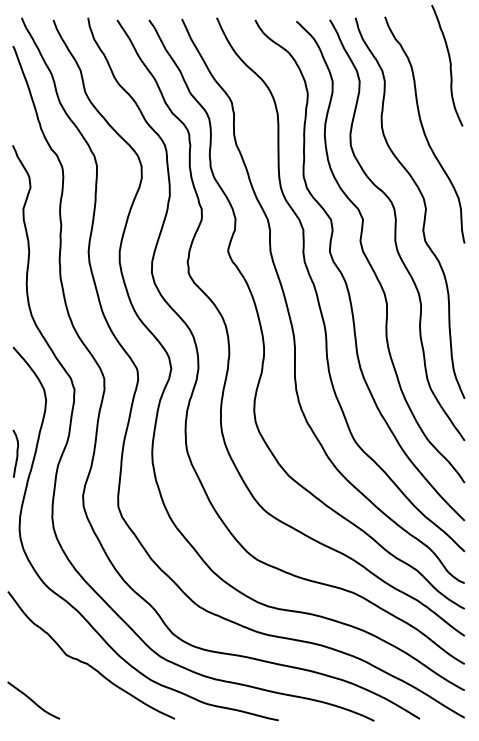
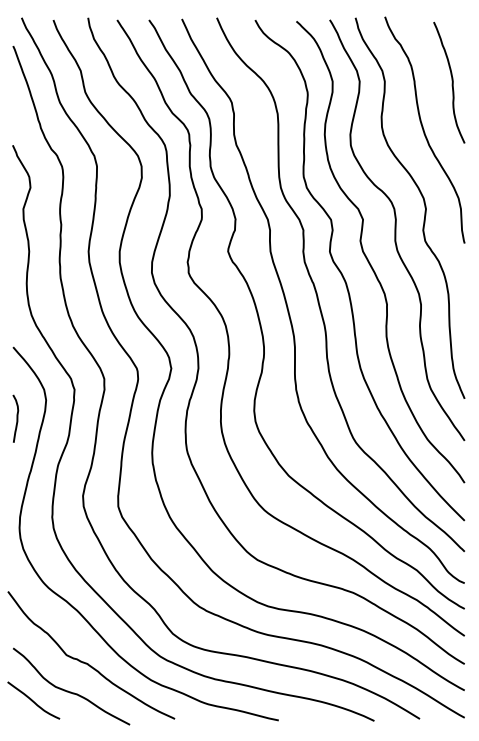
curve position: (449, 65) -> (451, 82) (451, 82)
curve position: (16, 453) -> (16, 418) (16, 418)
curve: none -> present (68, 690)
